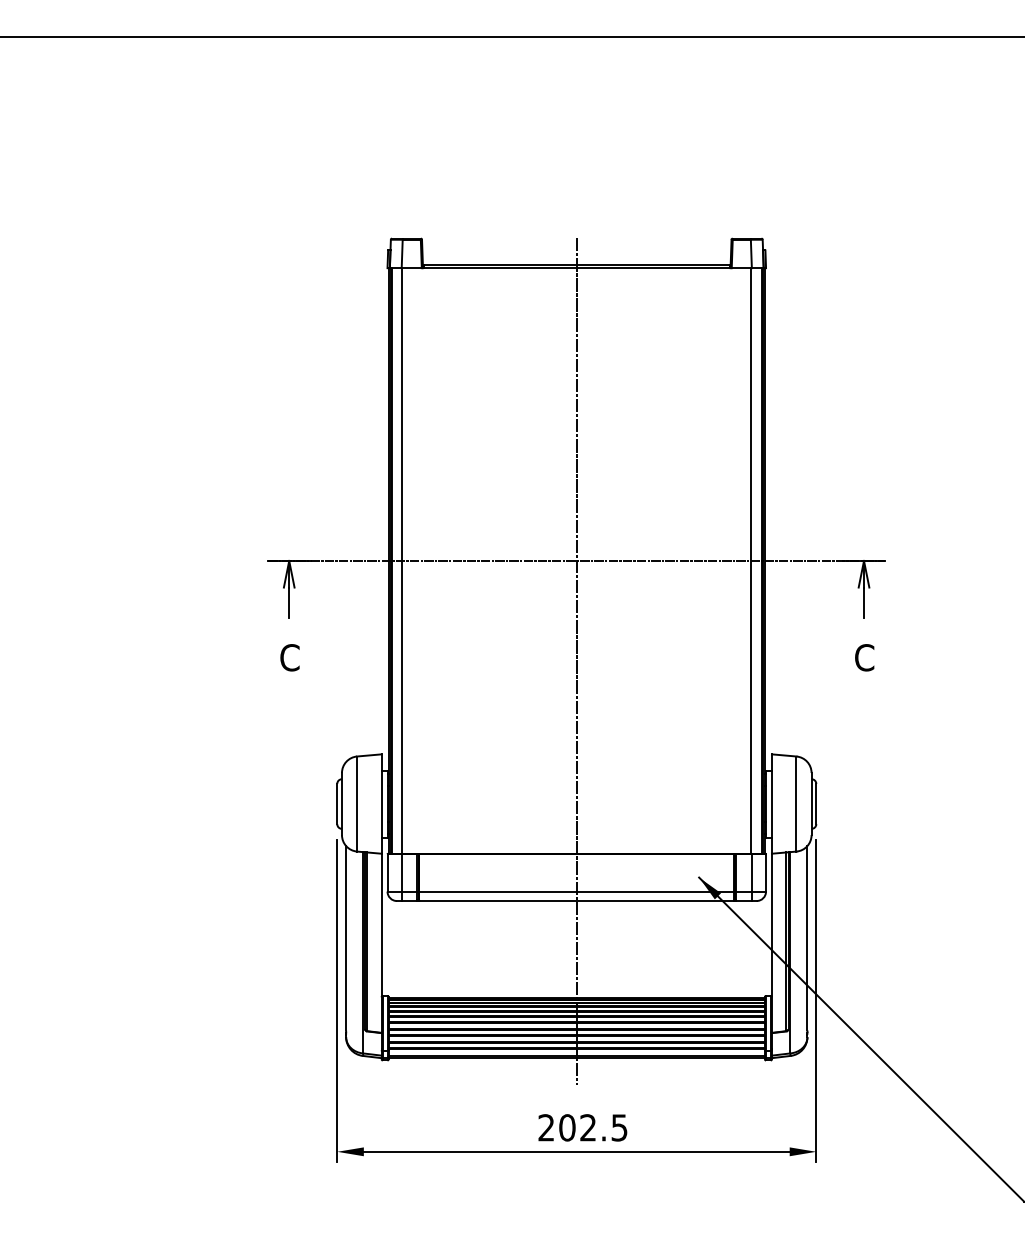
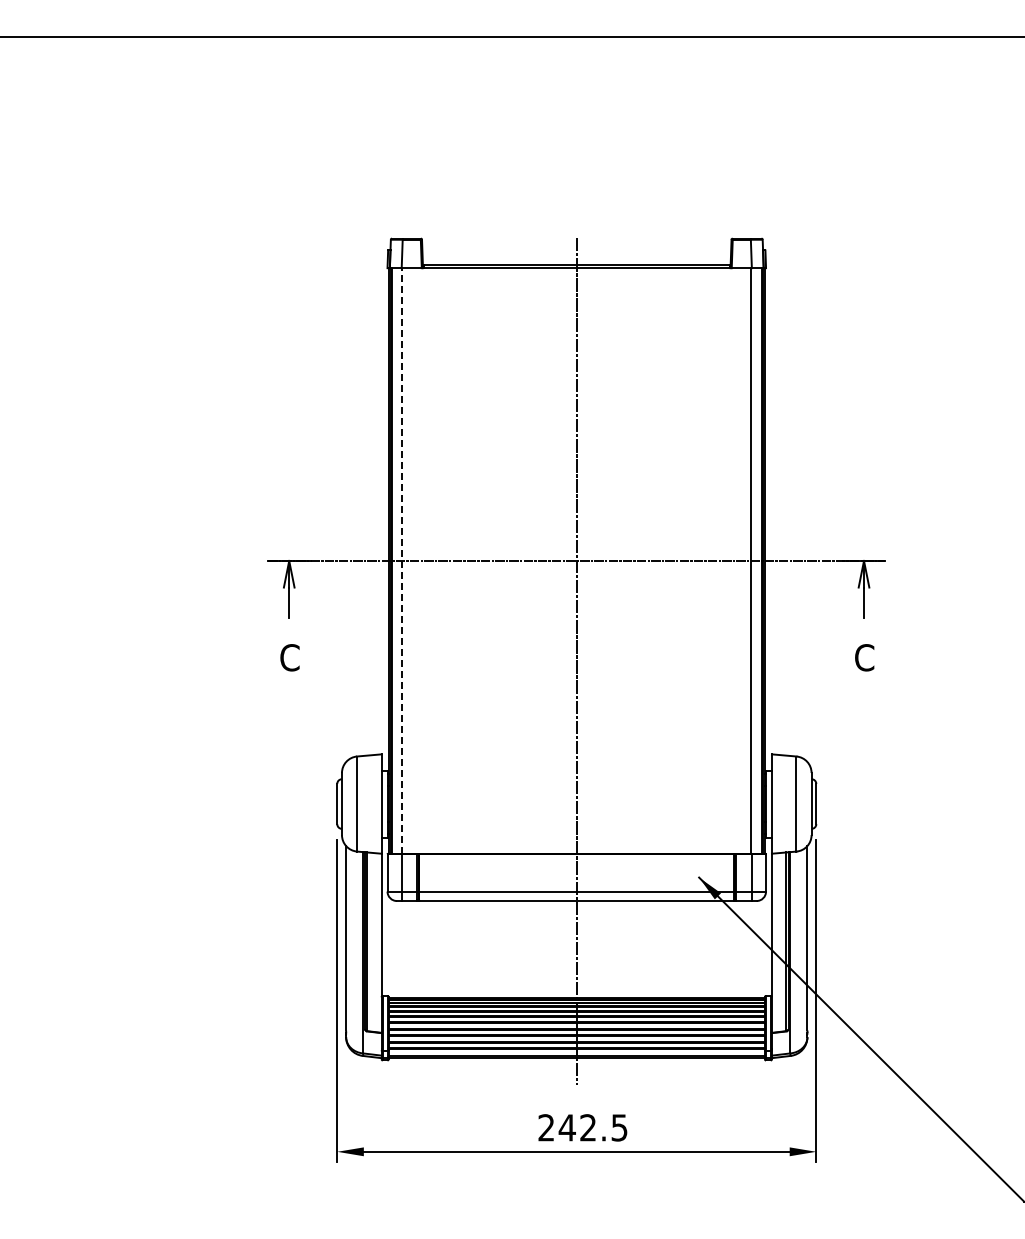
line: solid -> dashed (402, 560)
text: 202.5 -> 242.5 (566, 1127)
